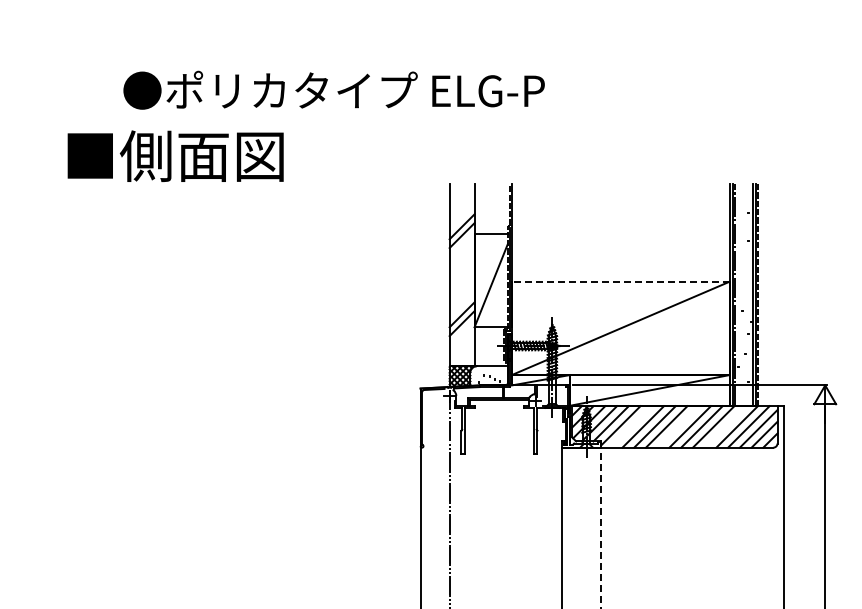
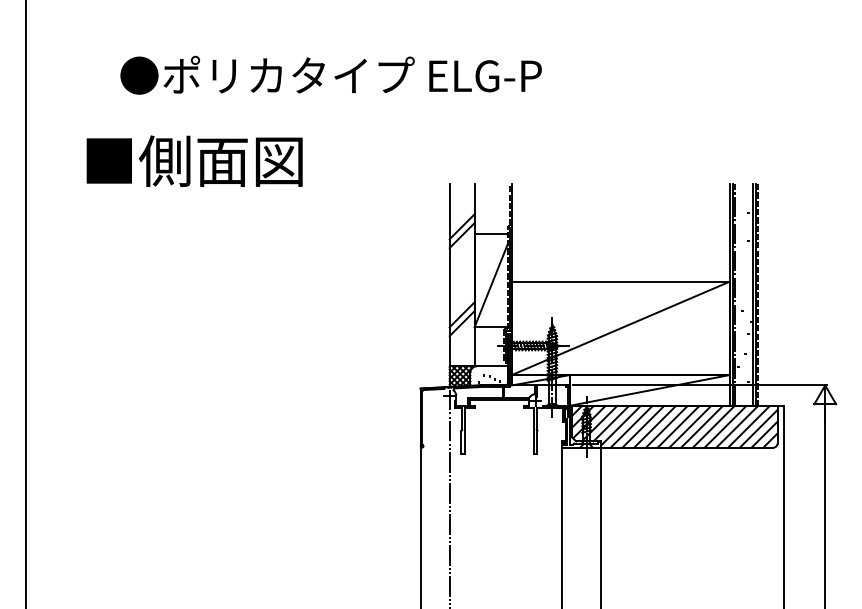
text position: (333, 89) -> (330, 74) (330, 74)
text position: (175, 155) -> (194, 160) (194, 160)
line: dashed -> solid (620, 281)
line: none -> present (25, 303)
line: none -> present (631, 426)
line: none -> present (678, 426)
line: none -> present (725, 426)
line: dashed -> solid (601, 527)
